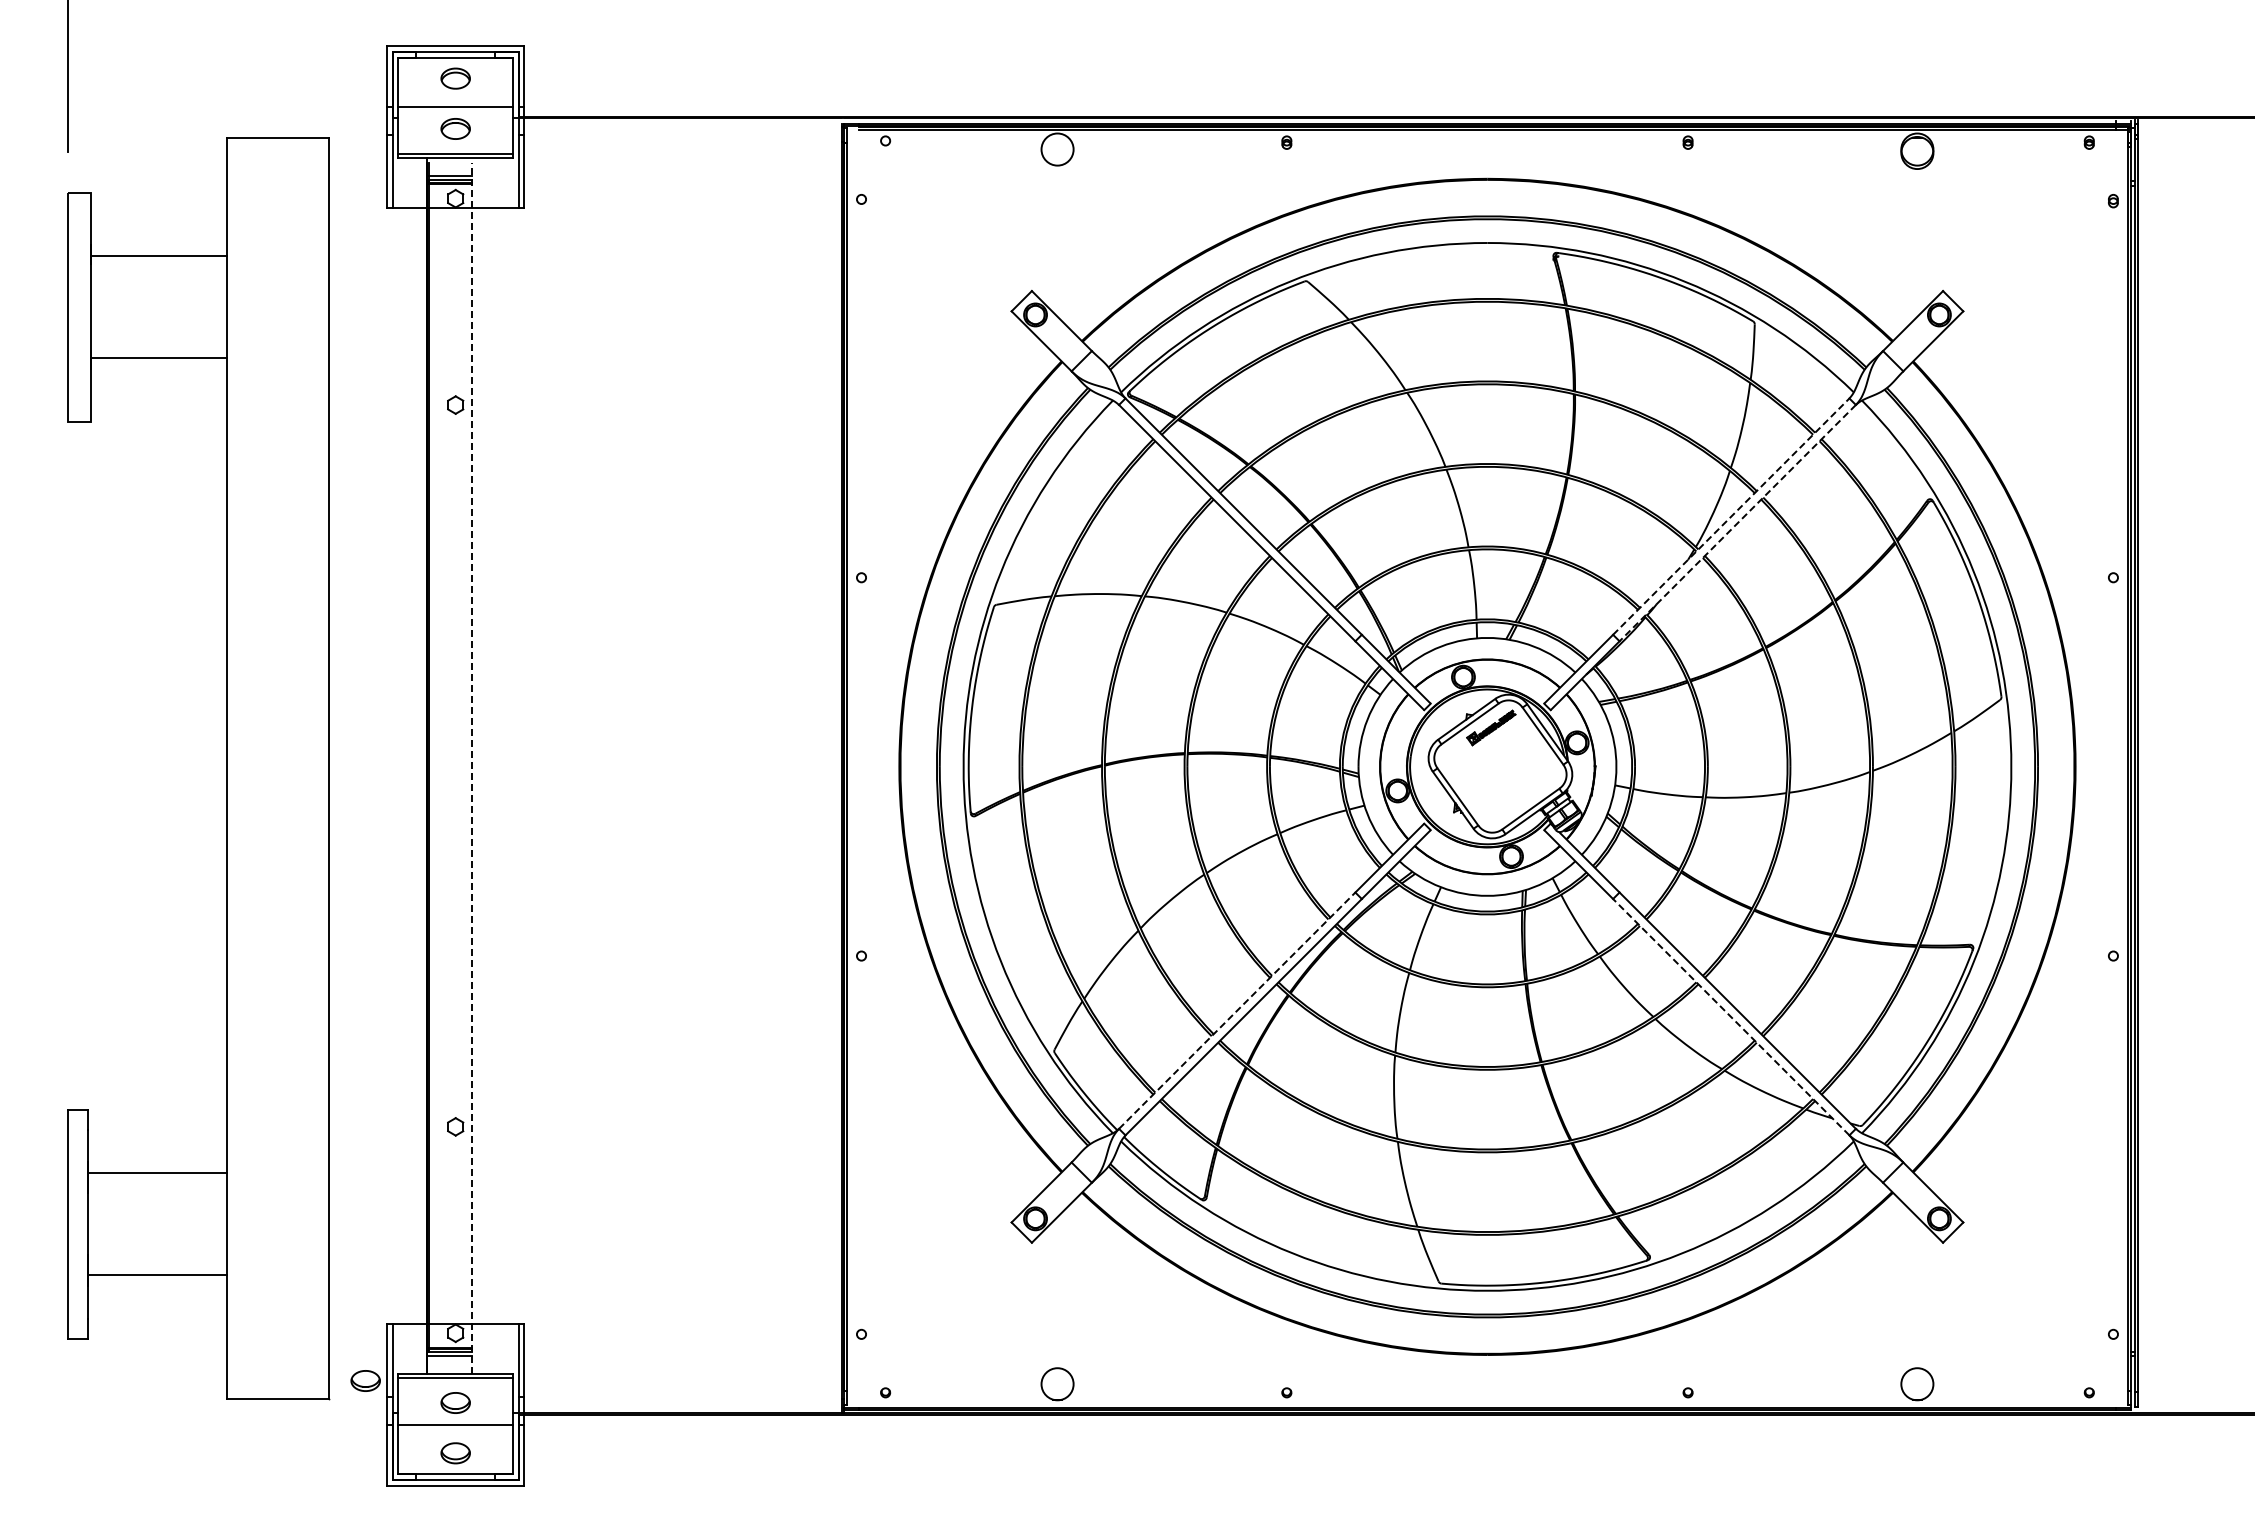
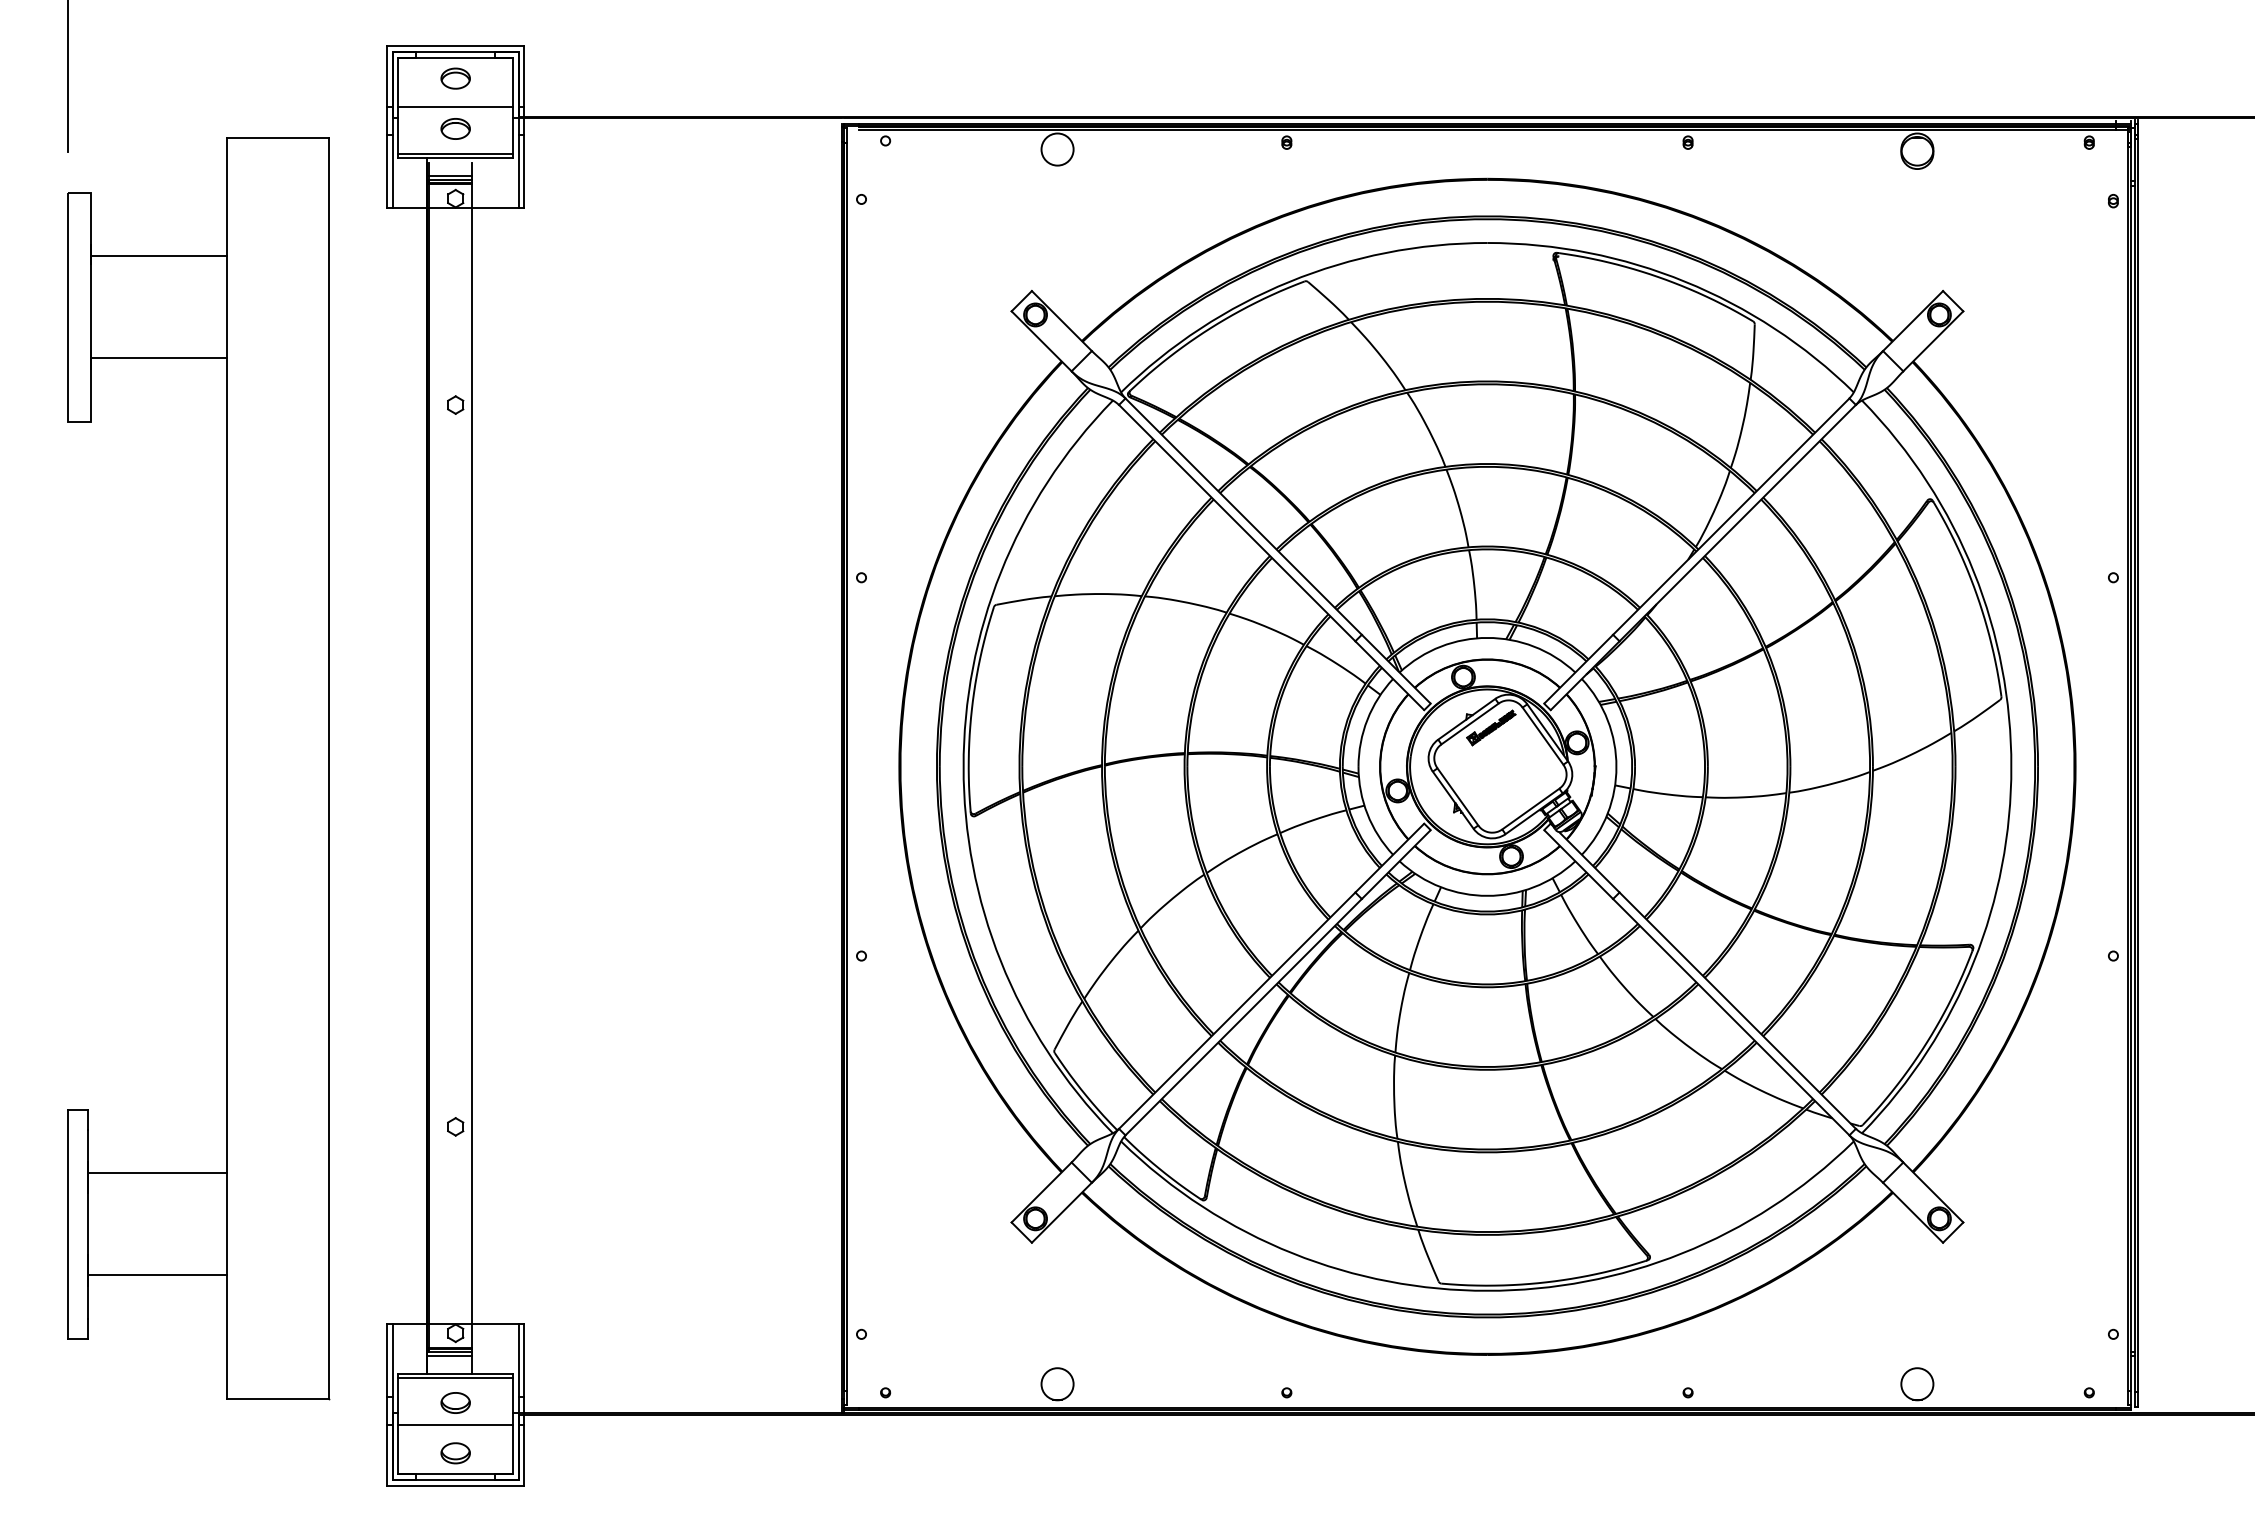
line: dashed -> solid (1731, 516)
line: dashed -> solid (1737, 523)
line: dashed -> solid (471, 768)
line: dashed -> solid (1237, 1010)
line: dashed -> solid (1730, 1016)
part: present -> none (365, 1380)
